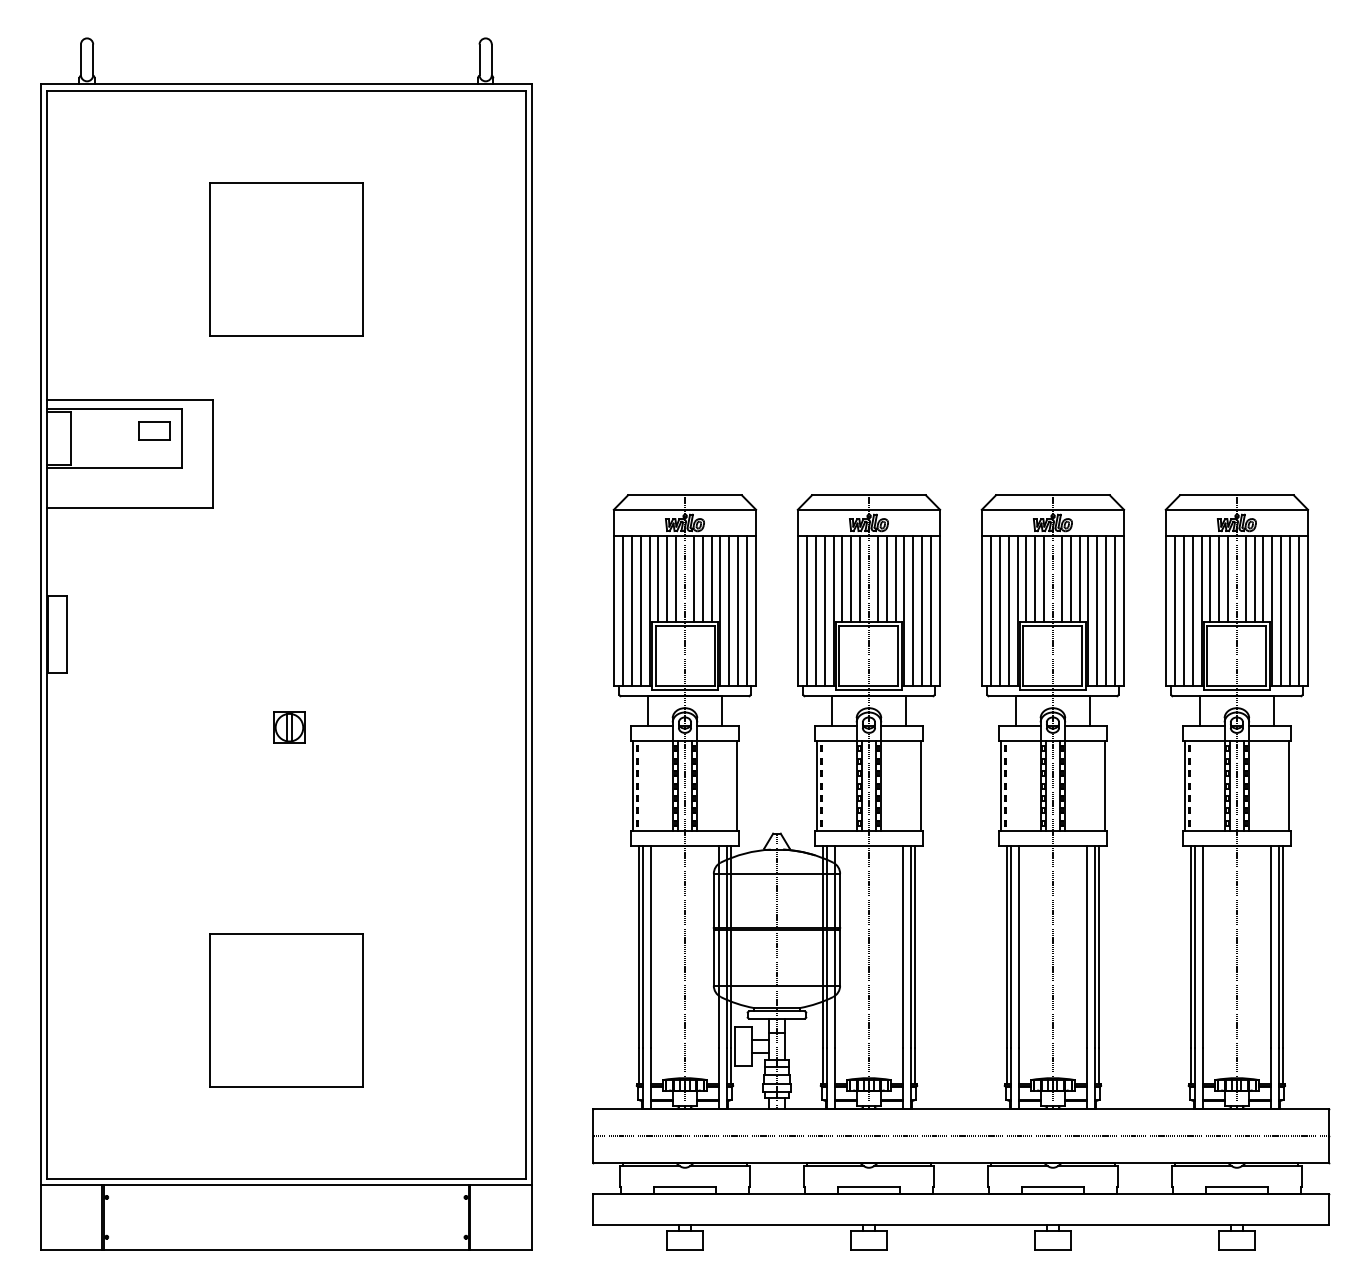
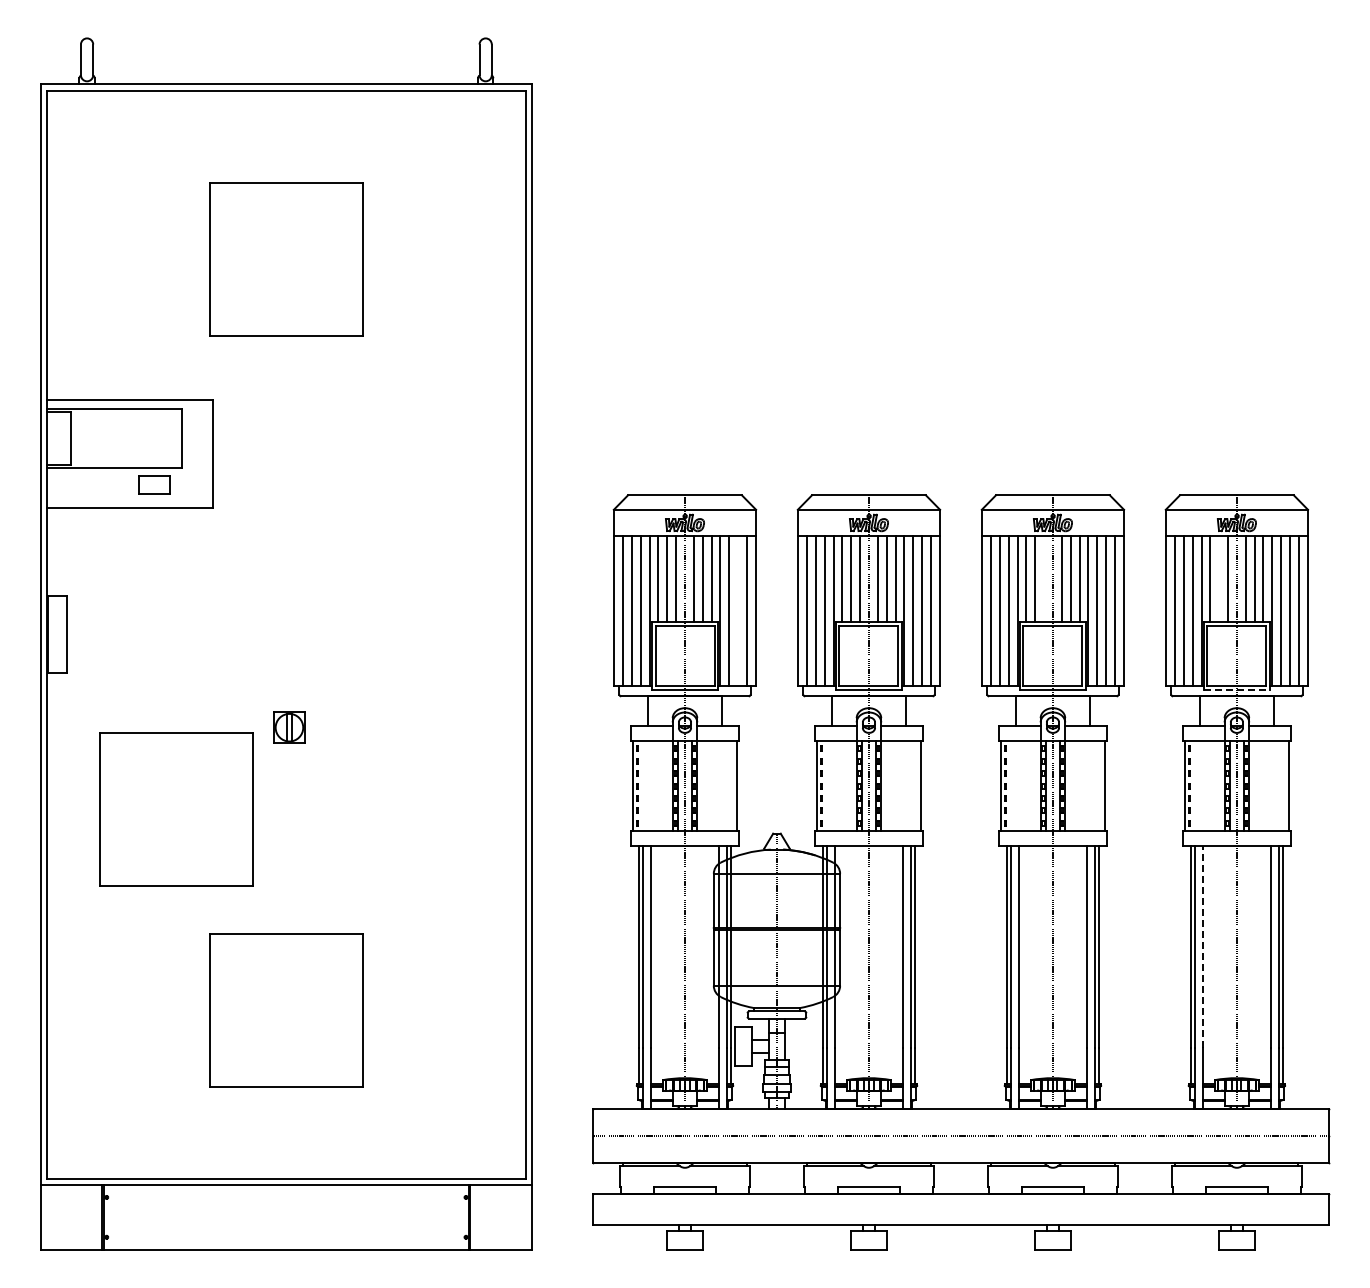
part position: (154, 430) -> (154, 484) (154, 484)
line: present -> none (1044, 578)
line: present -> none (1219, 578)
line: present -> none (738, 610)
line: solid -> dashed (1237, 690)
part: none -> present (176, 809)
line: solid -> dashed (1202, 946)
